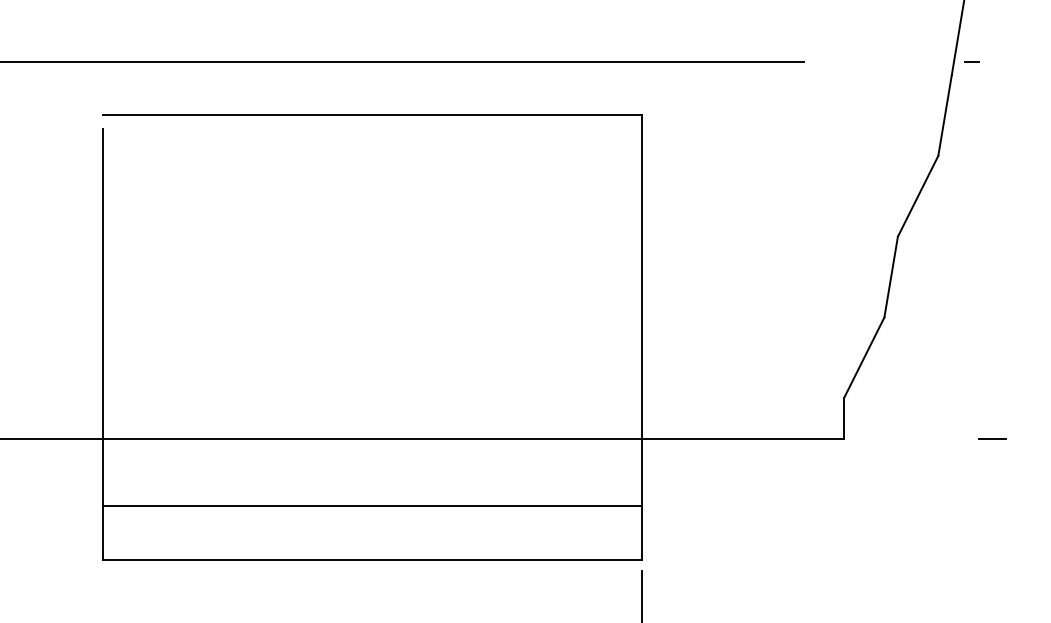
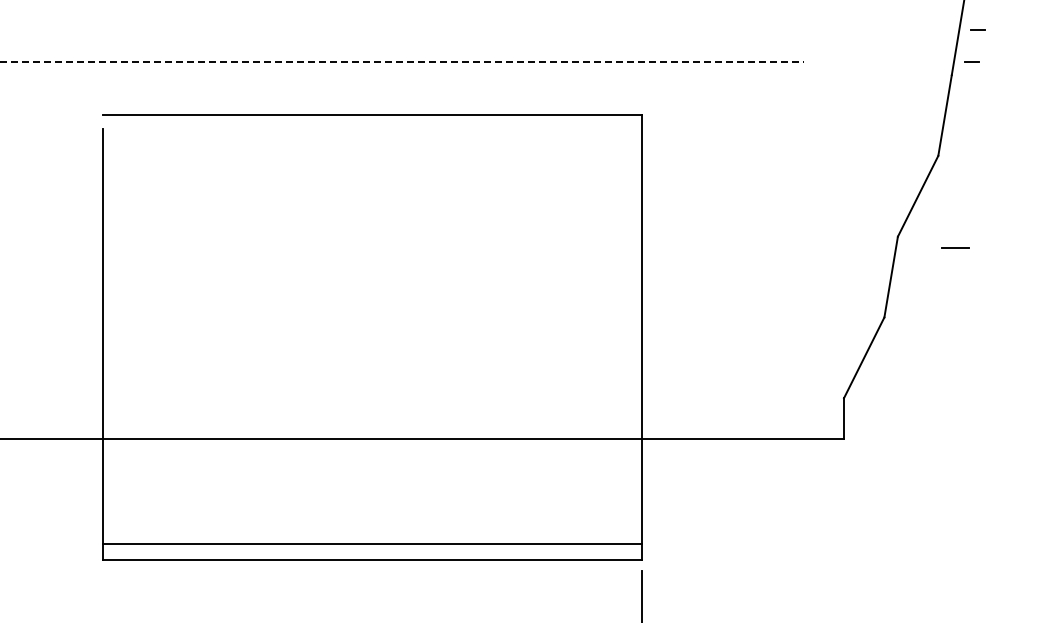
line: none -> present (977, 29)
line: solid -> dashed (402, 61)
line position: (992, 438) -> (955, 247) (955, 247)
line position: (371, 505) -> (371, 543) (371, 543)
